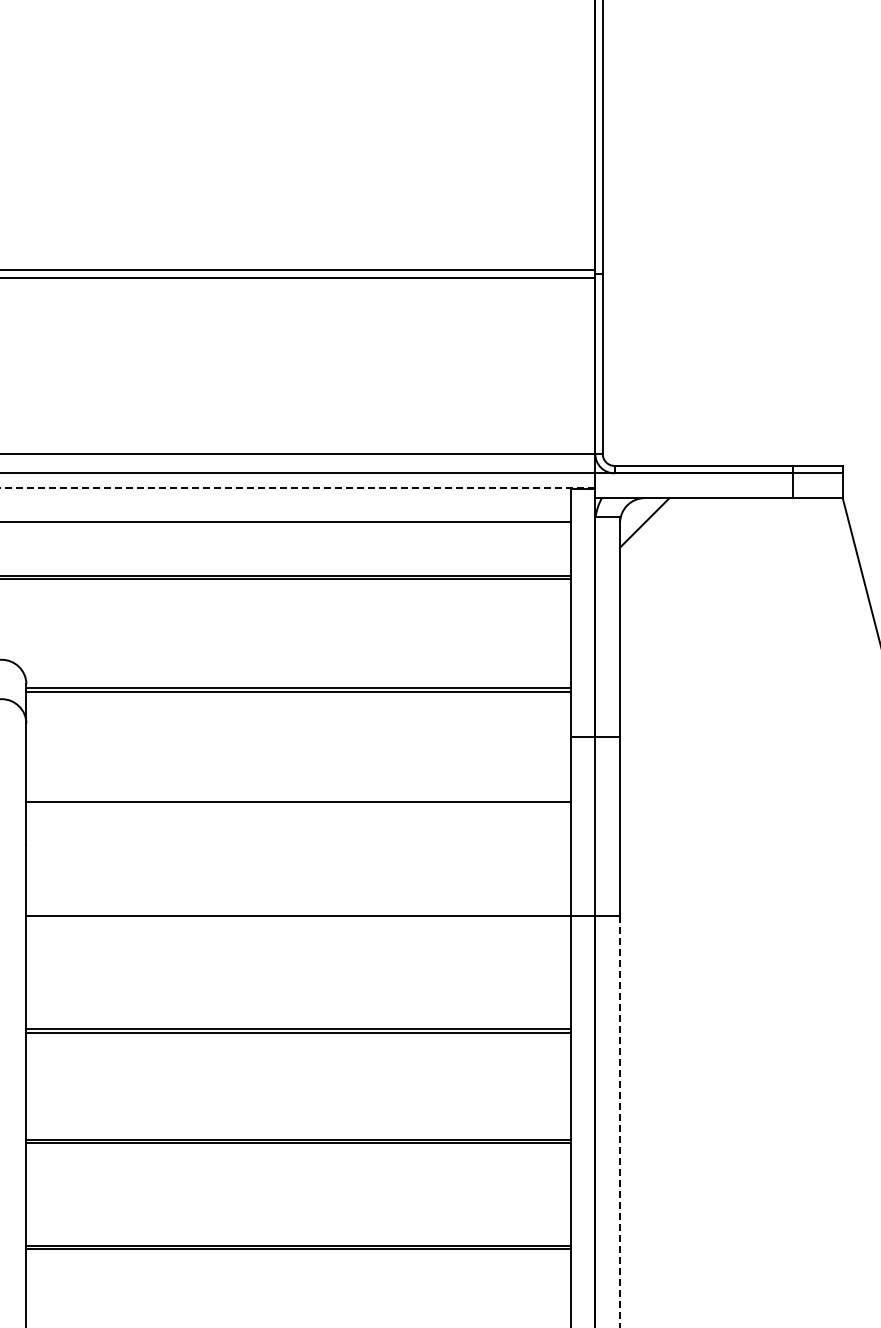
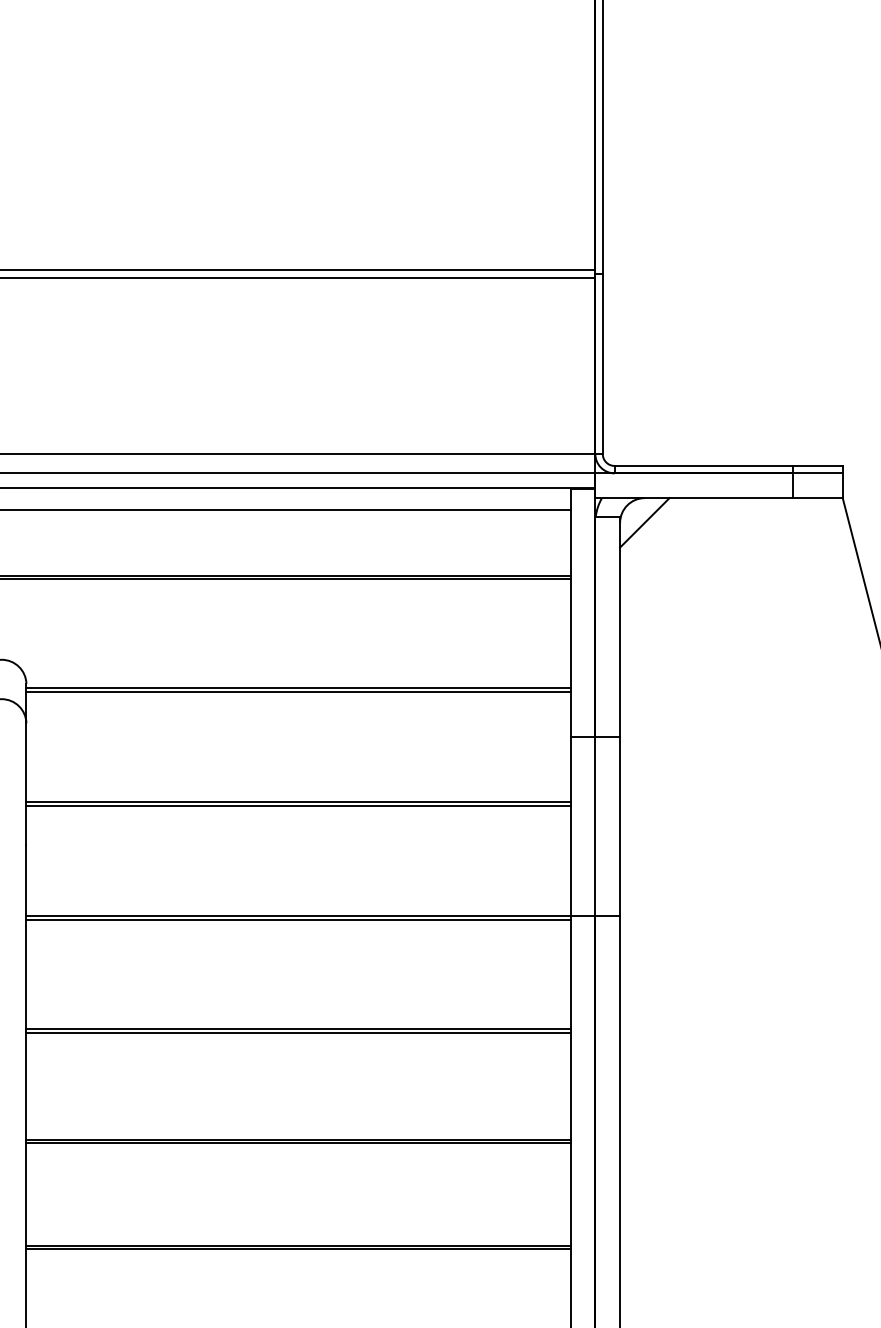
line: dashed -> solid (297, 488)
line position: (286, 522) -> (286, 510) (286, 510)
line: none -> present (298, 805)
line: none -> present (298, 919)
line: dashed -> solid (620, 1121)
